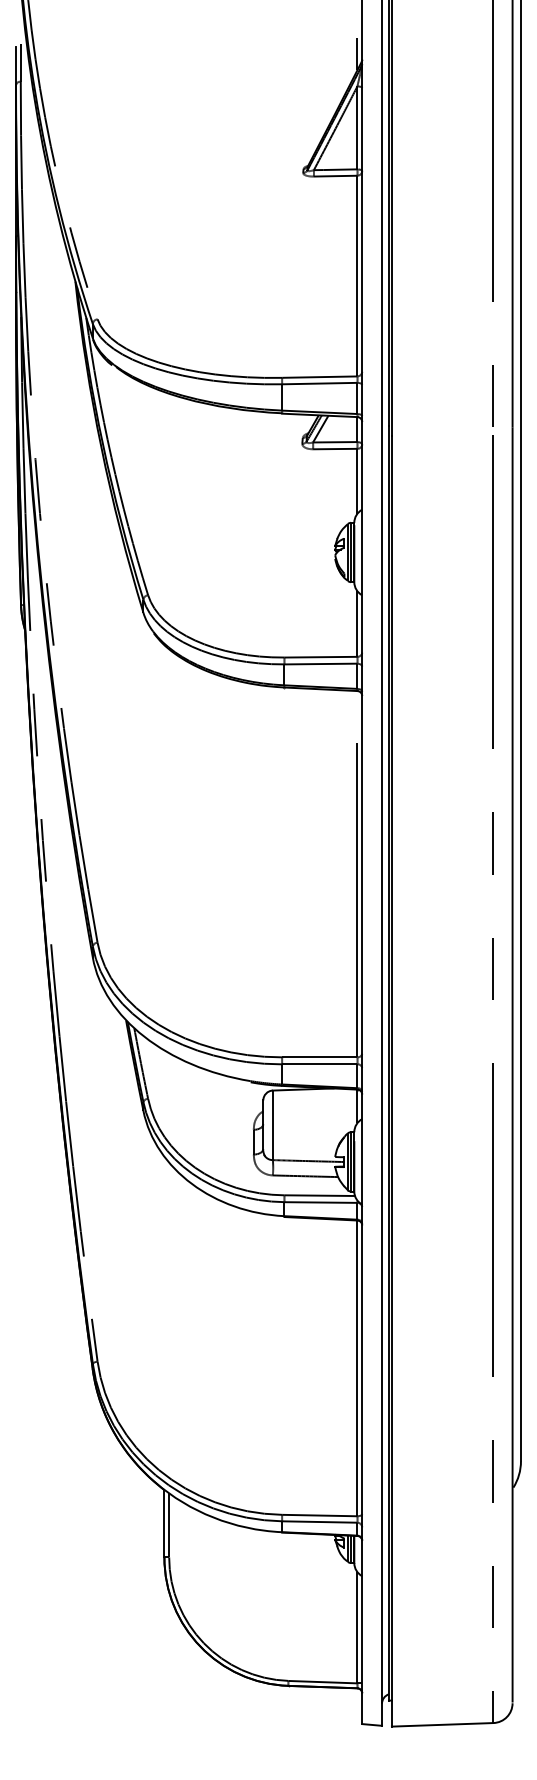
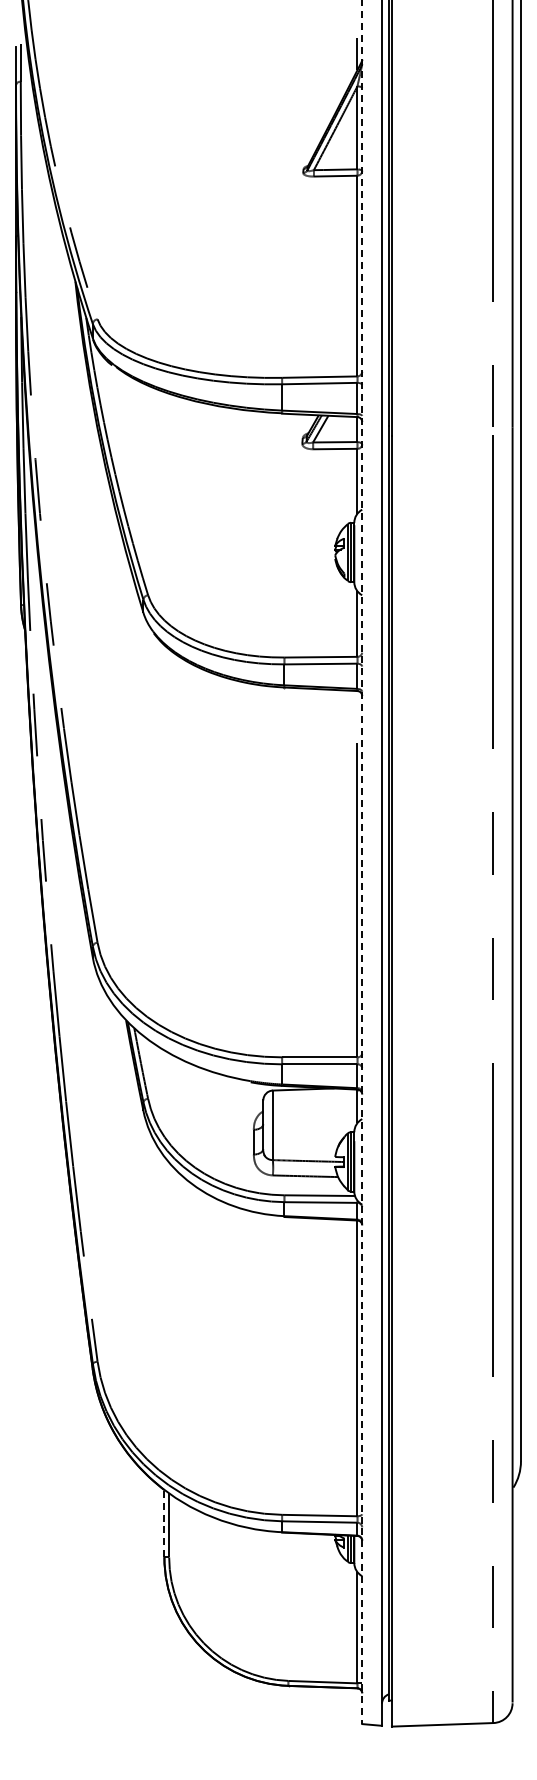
line: solid -> dashed (362, 862)
line: solid -> dashed (164, 1523)
